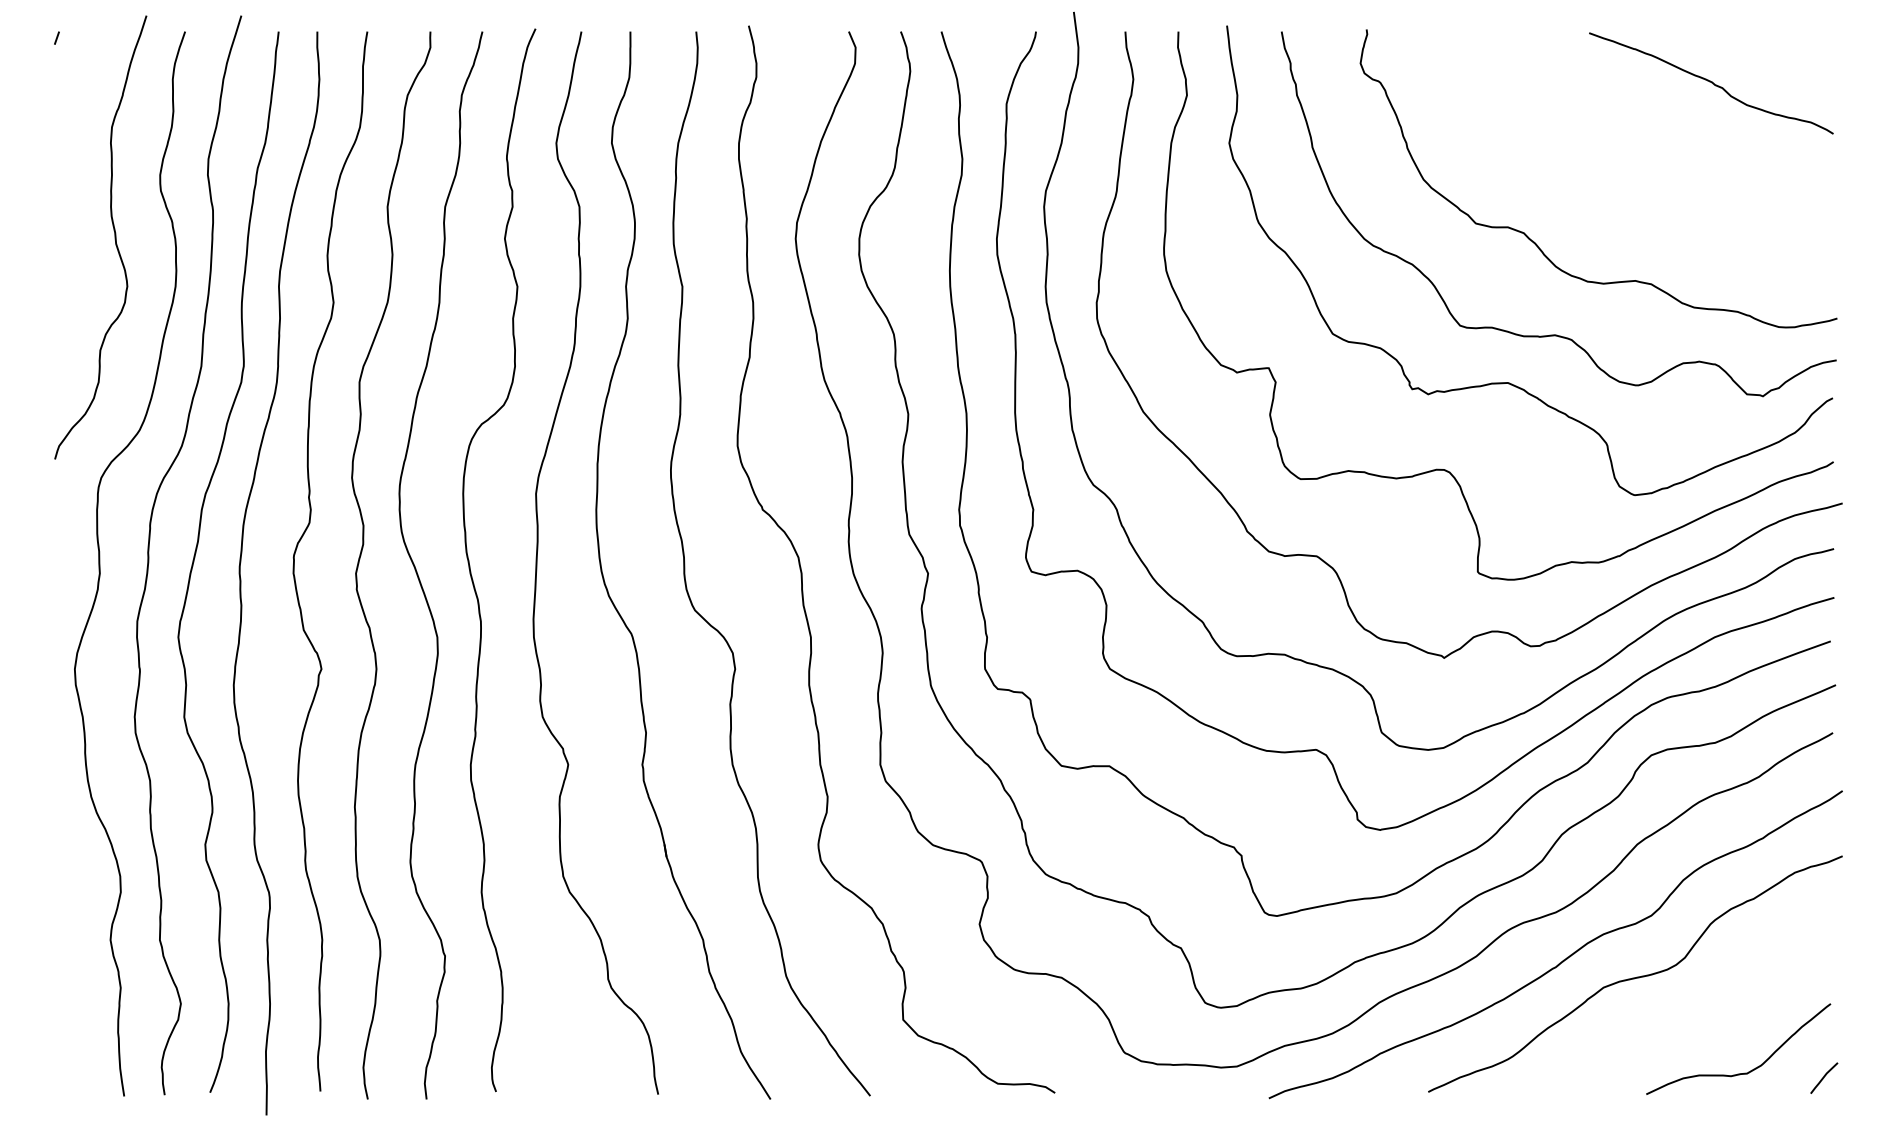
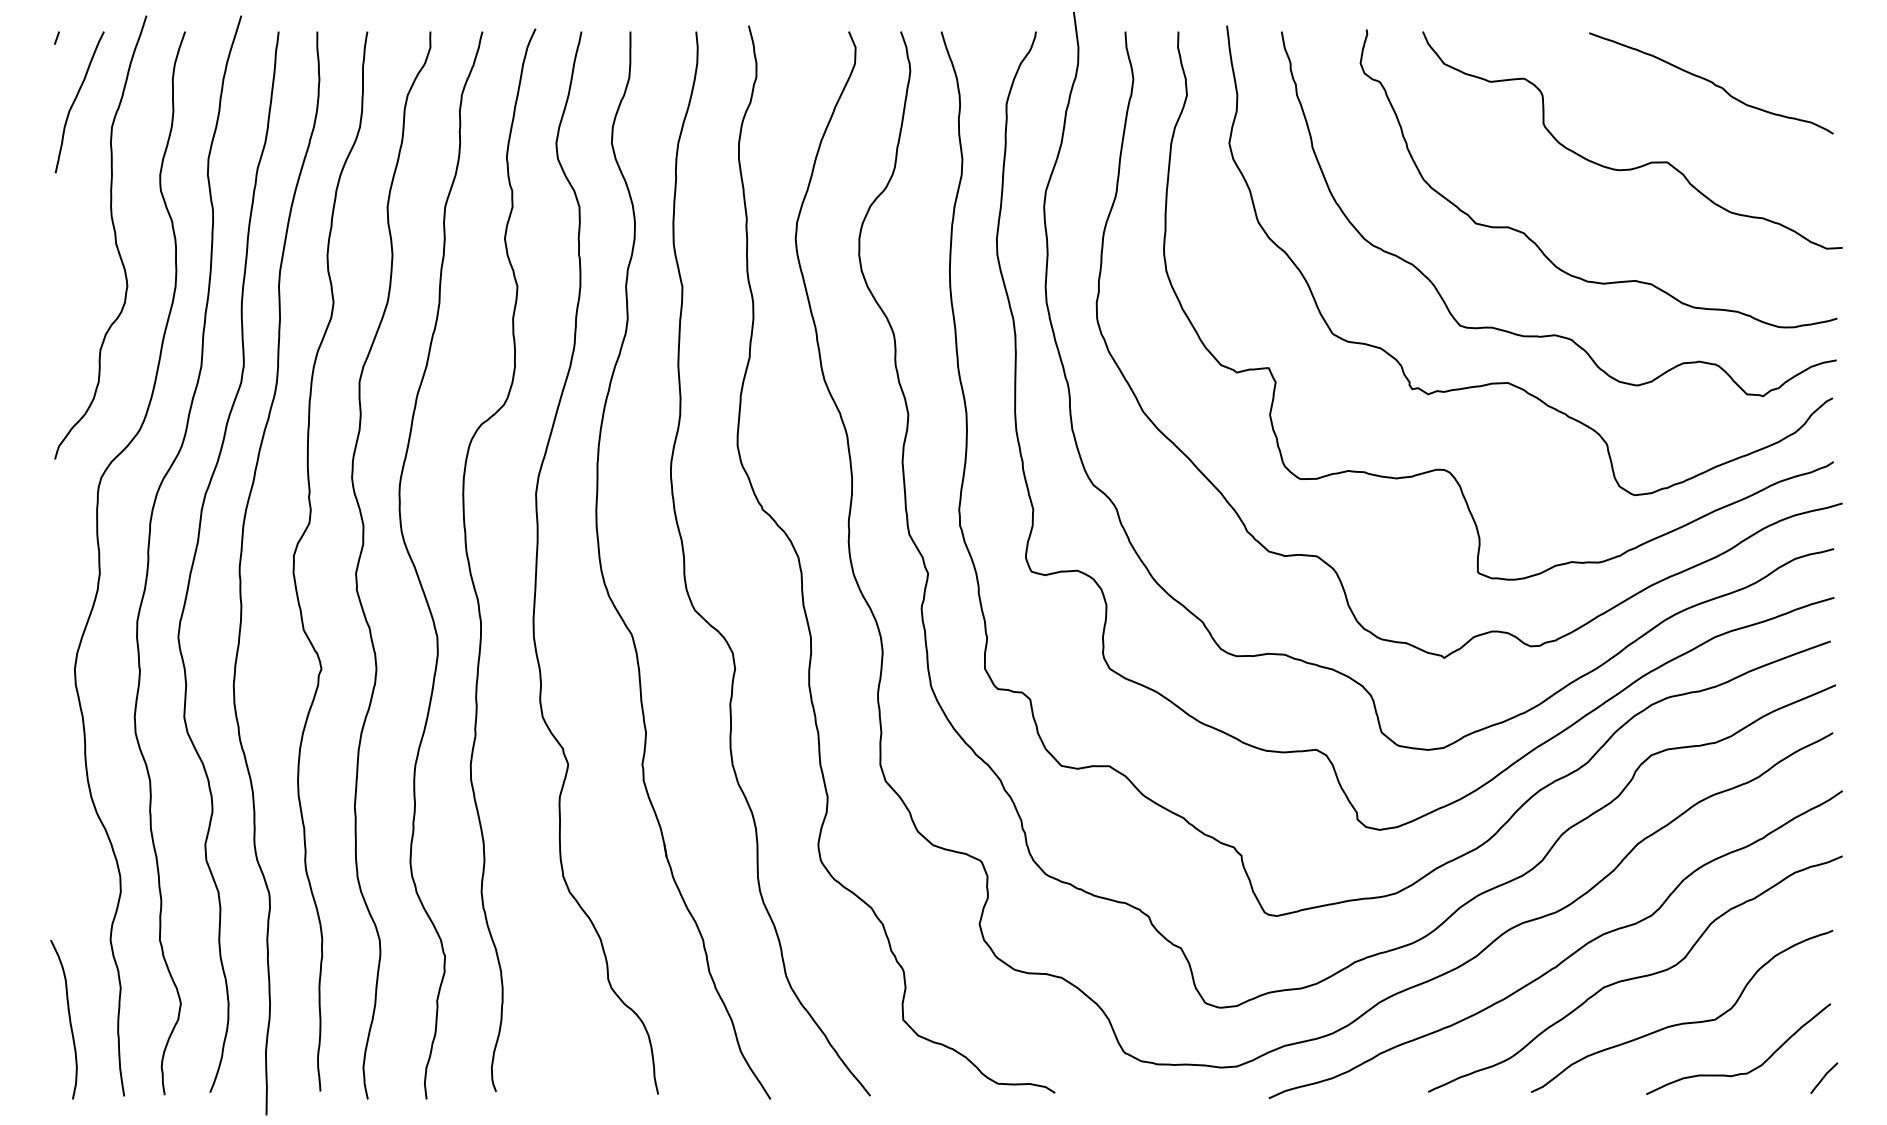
curve: none -> present (75, 101)
curve: none -> present (1640, 165)
curve: none -> present (68, 1017)
curve: none -> present (1682, 1022)
